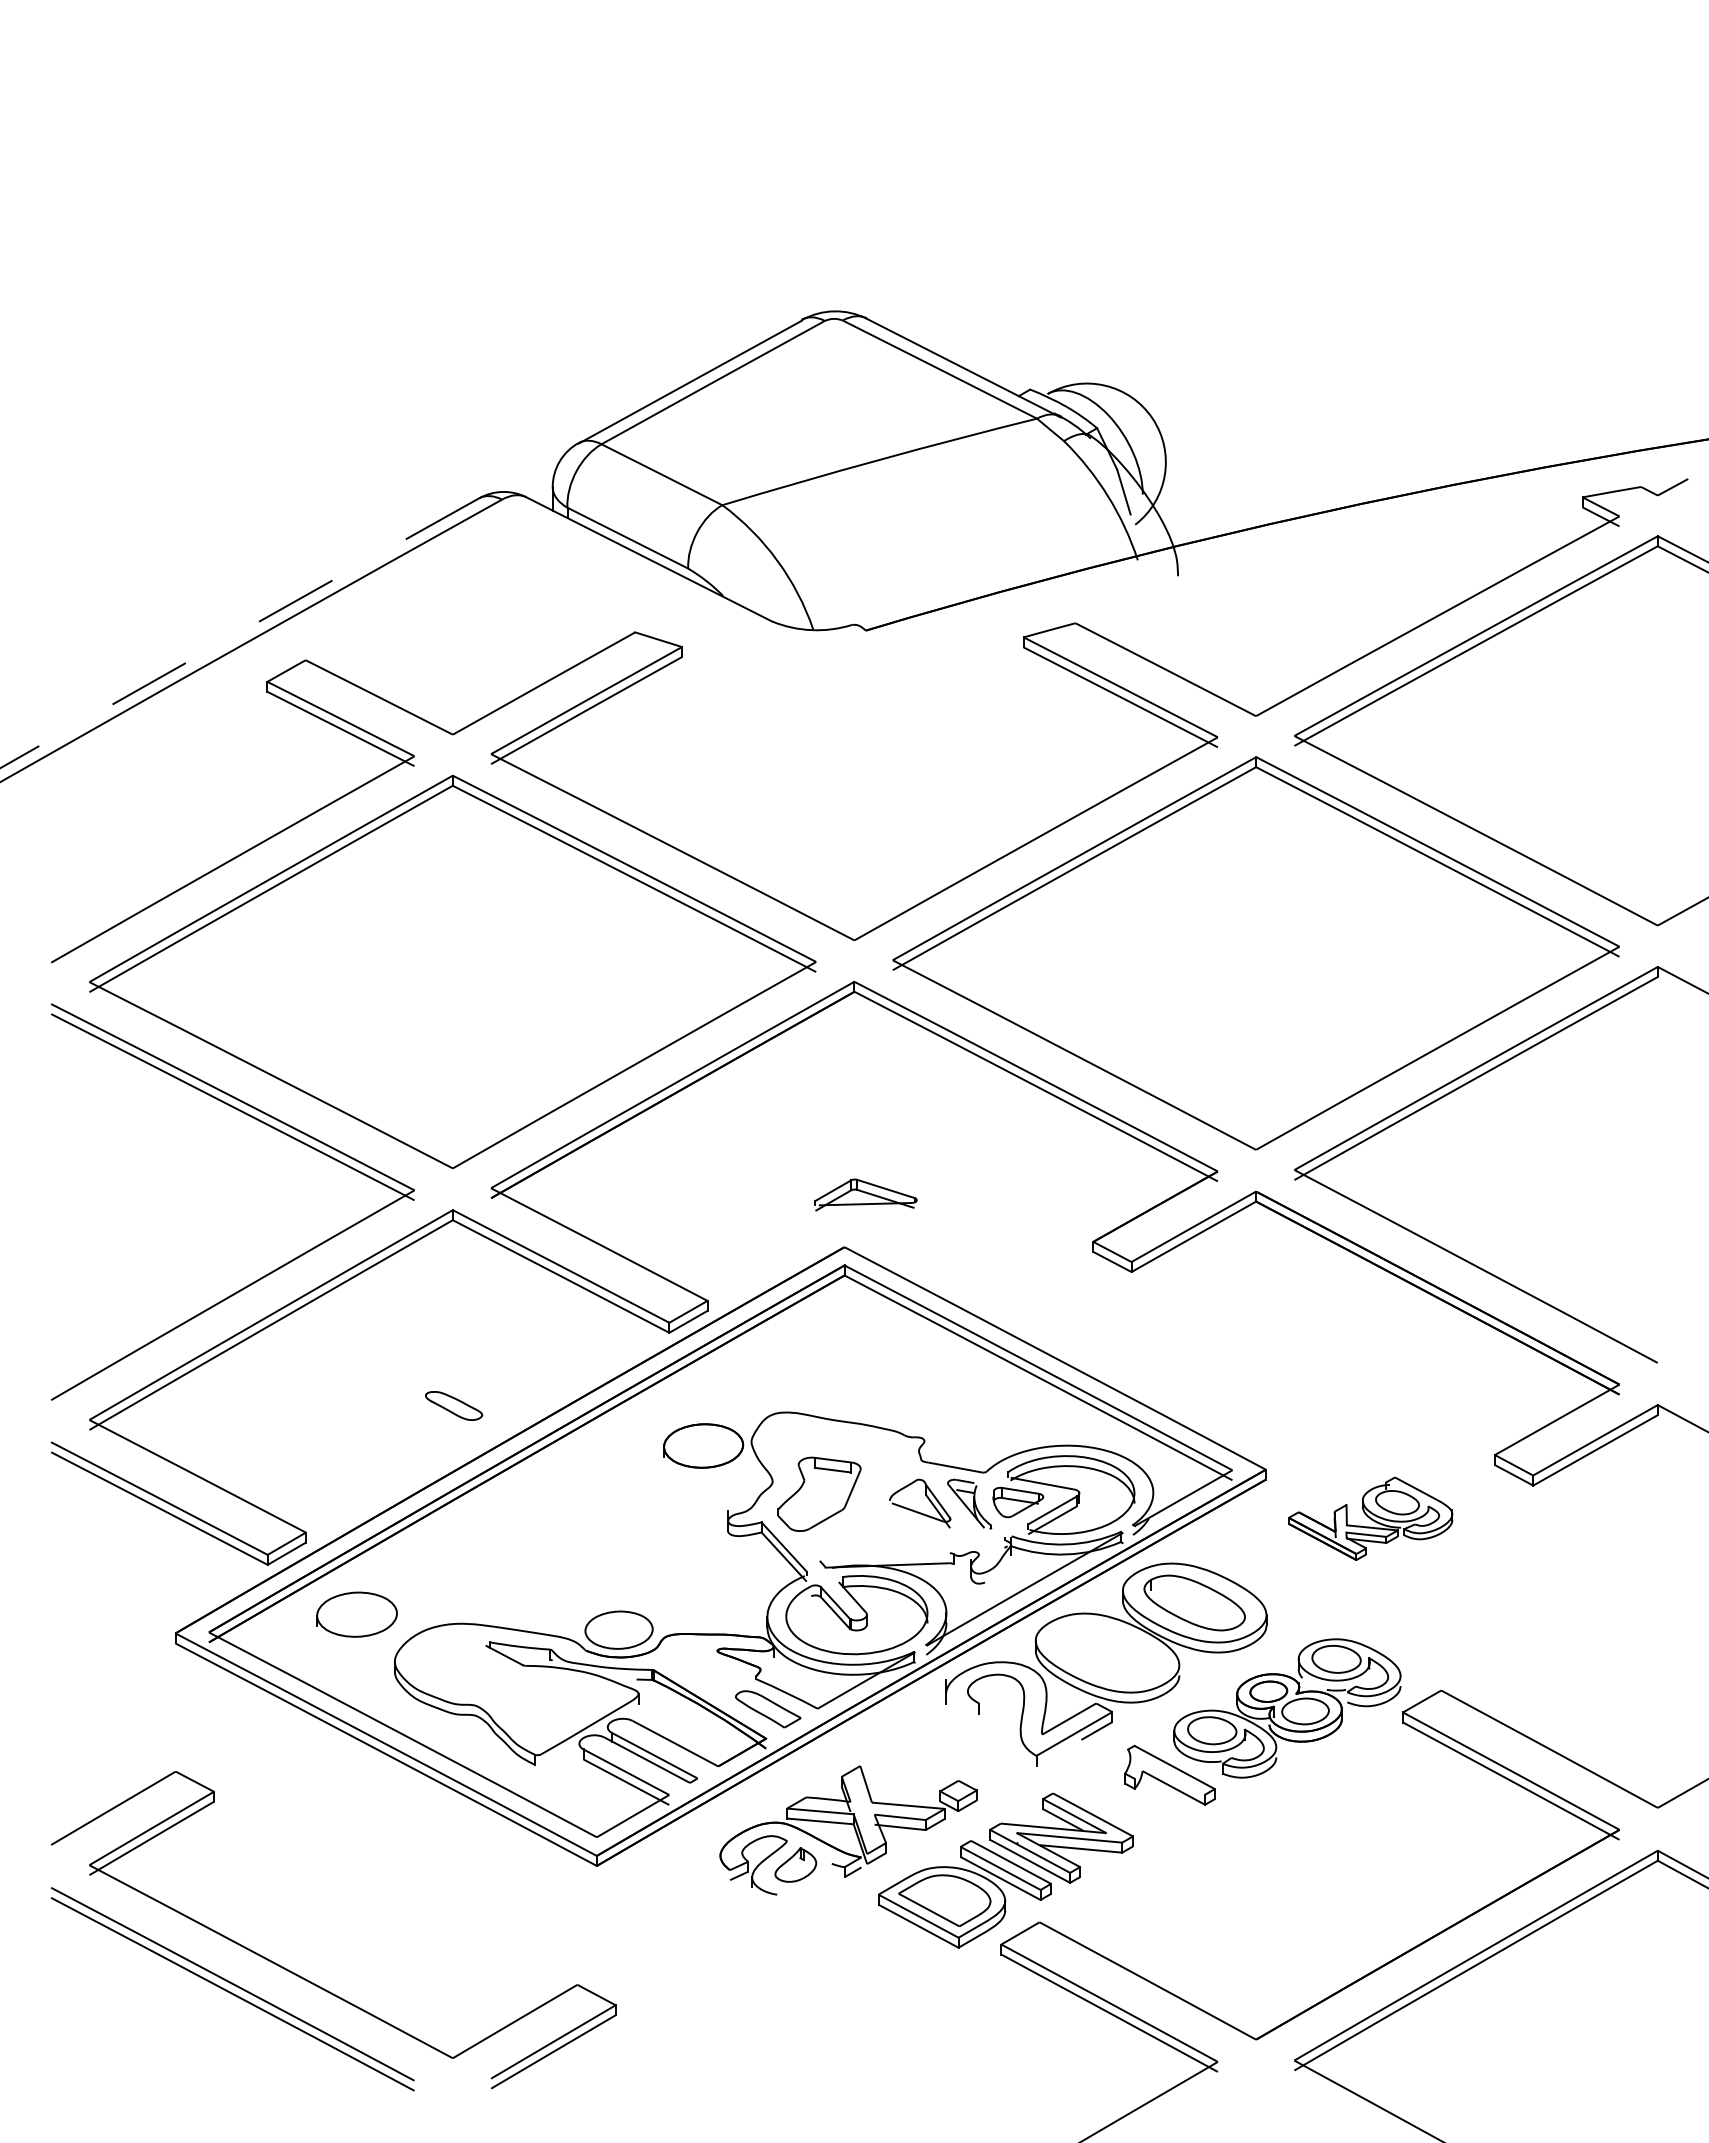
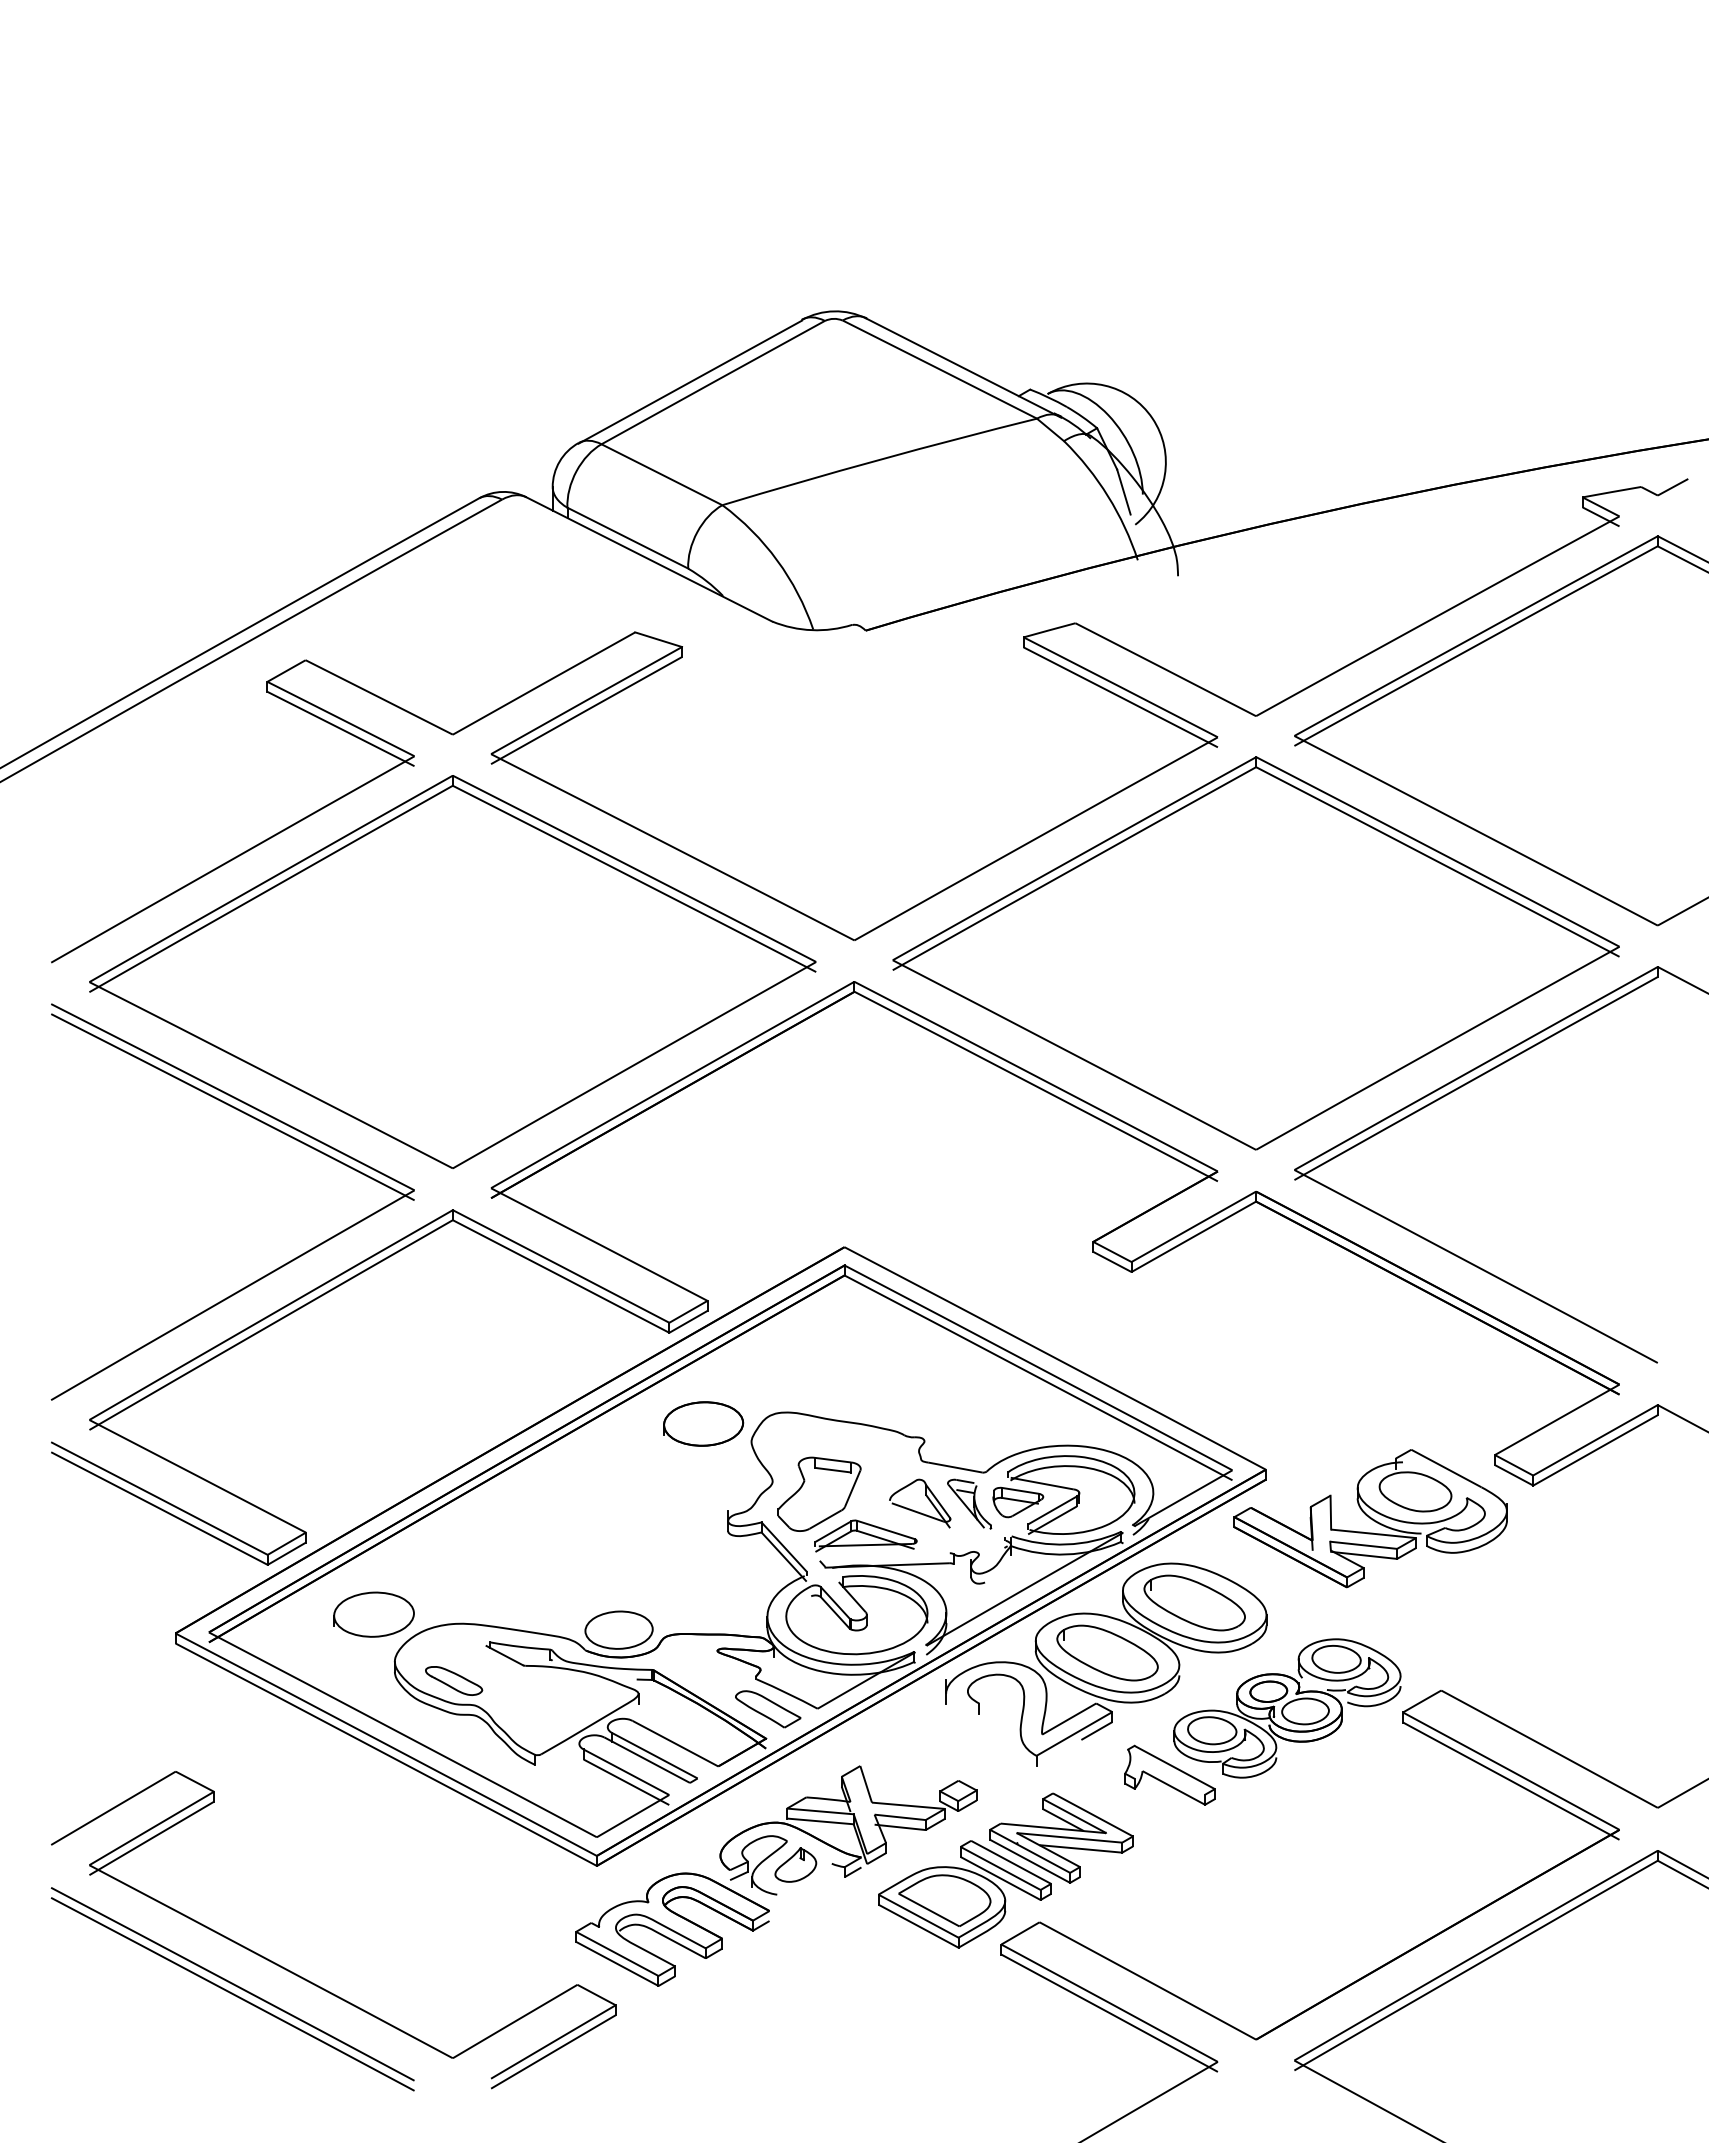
arc: dashed -> solid (239, 632)
part position: (865, 1194) -> (865, 1535) (865, 1535)
part position: (454, 1405) -> (454, 1680) (454, 1680)
part position: (703, 1445) -> (703, 1423) (703, 1423)
part size: 166x85 px -> 275x140 px (1370, 1518)
part position: (356, 1614) -> (373, 1614) (373, 1614)
part: none -> present (1107, 1652)
part: none -> present (672, 1929)
